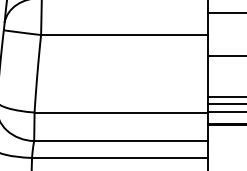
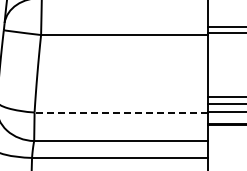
line position: (225, 12) -> (225, 26) (225, 26)
line position: (225, 55) -> (225, 32) (225, 32)
line: solid -> dashed (121, 112)
